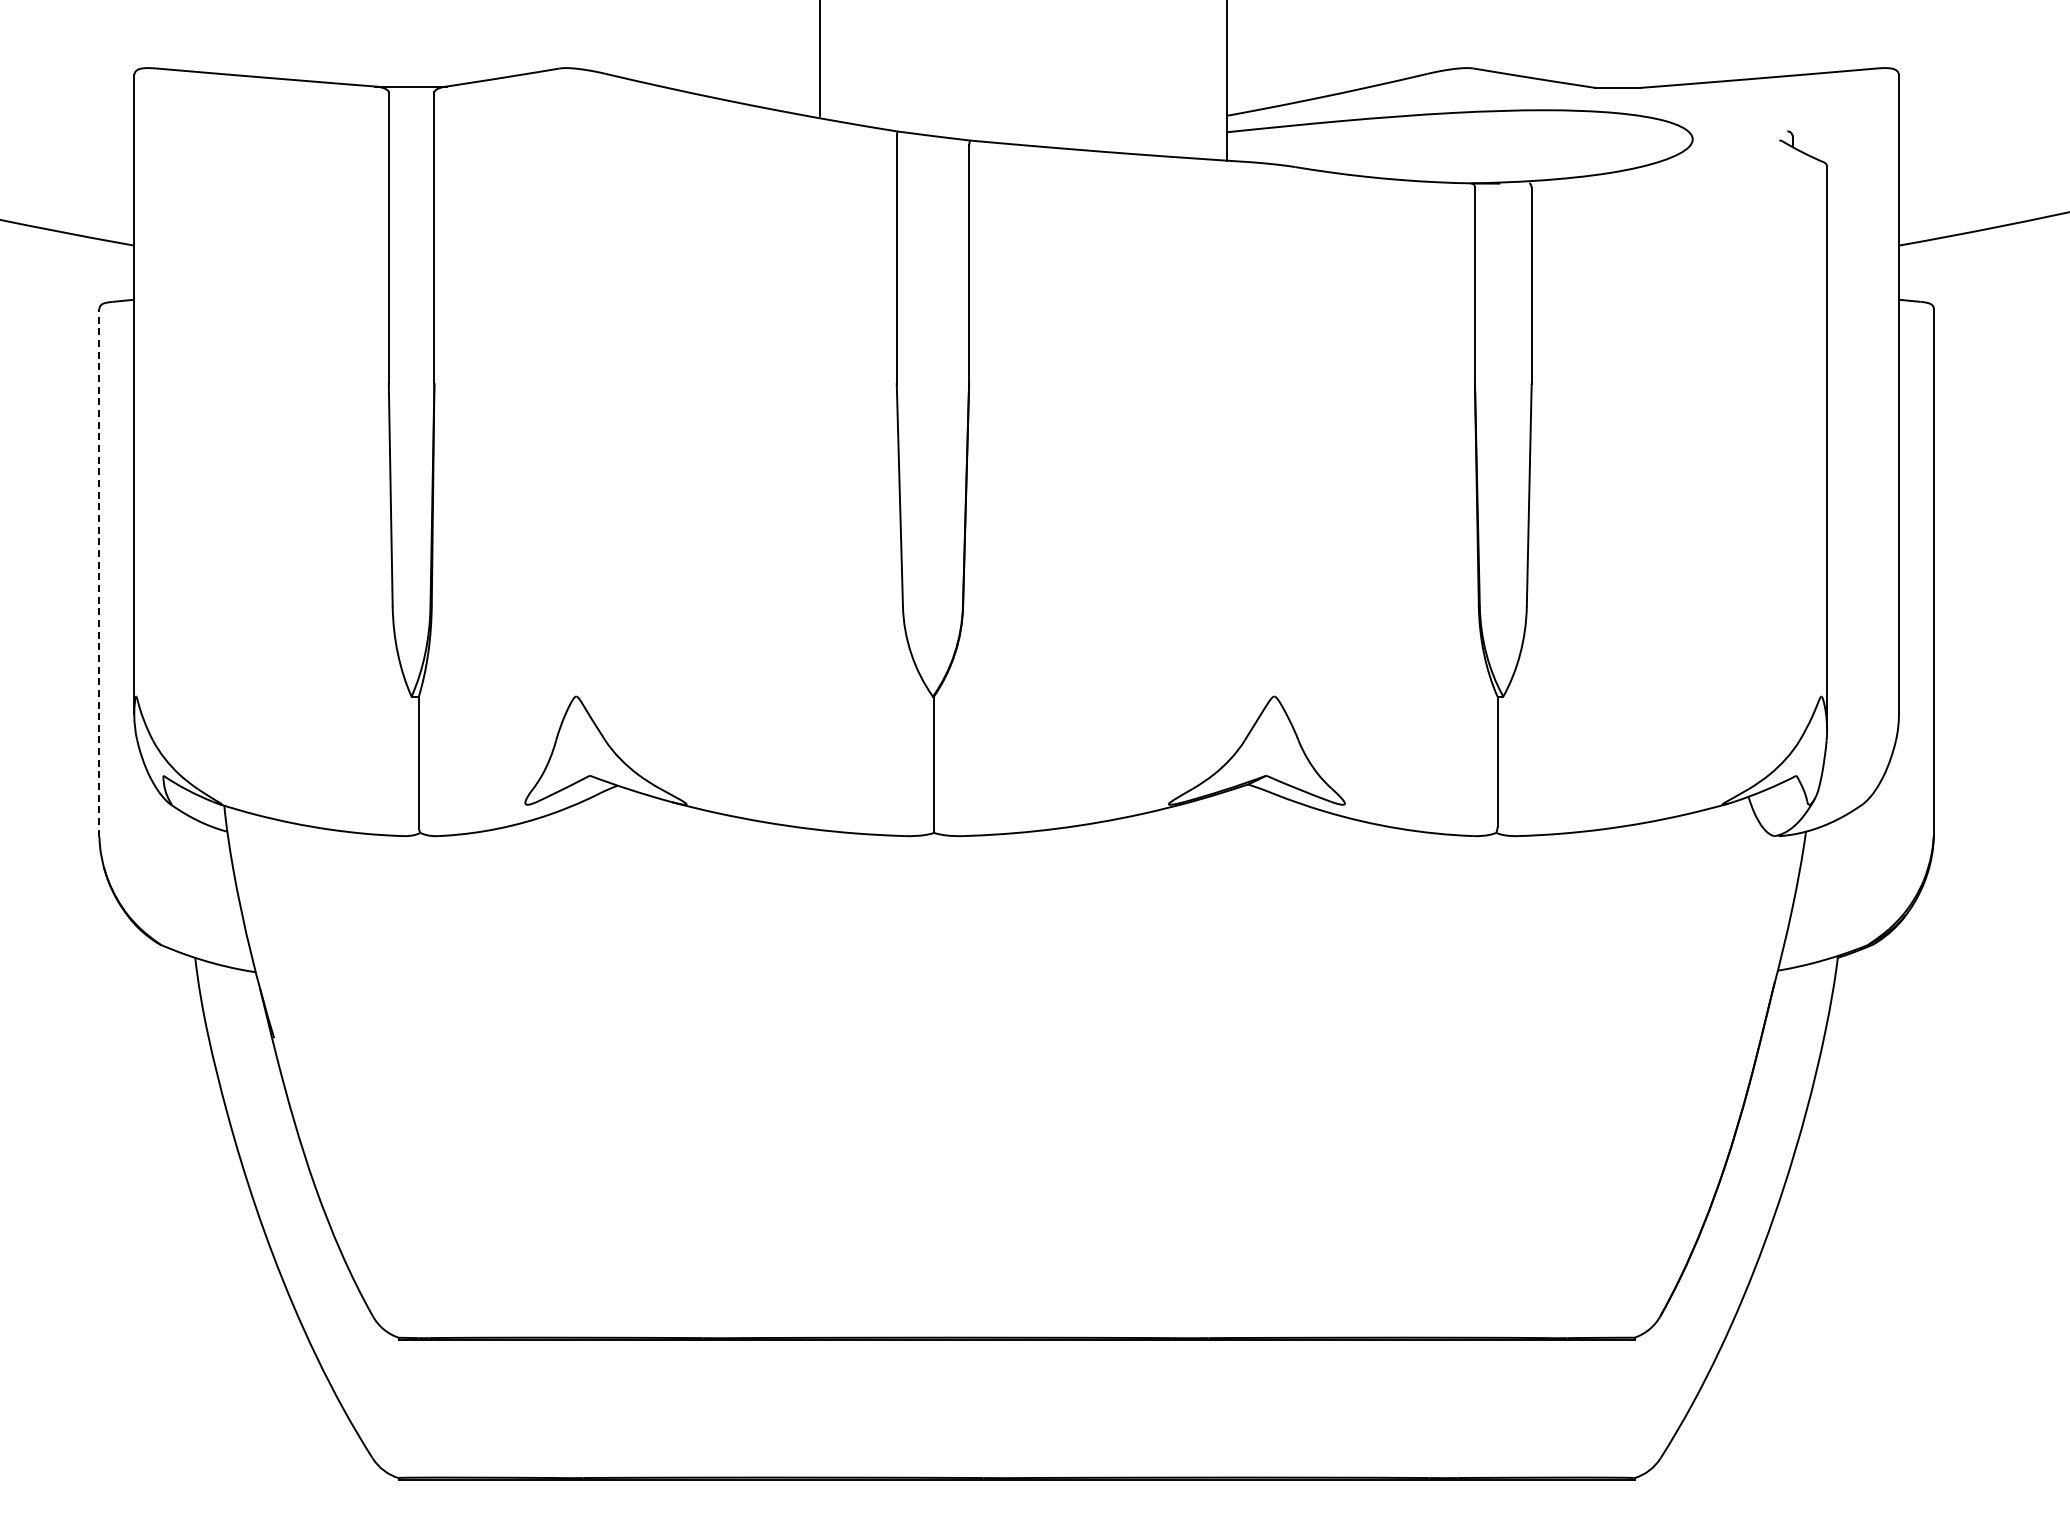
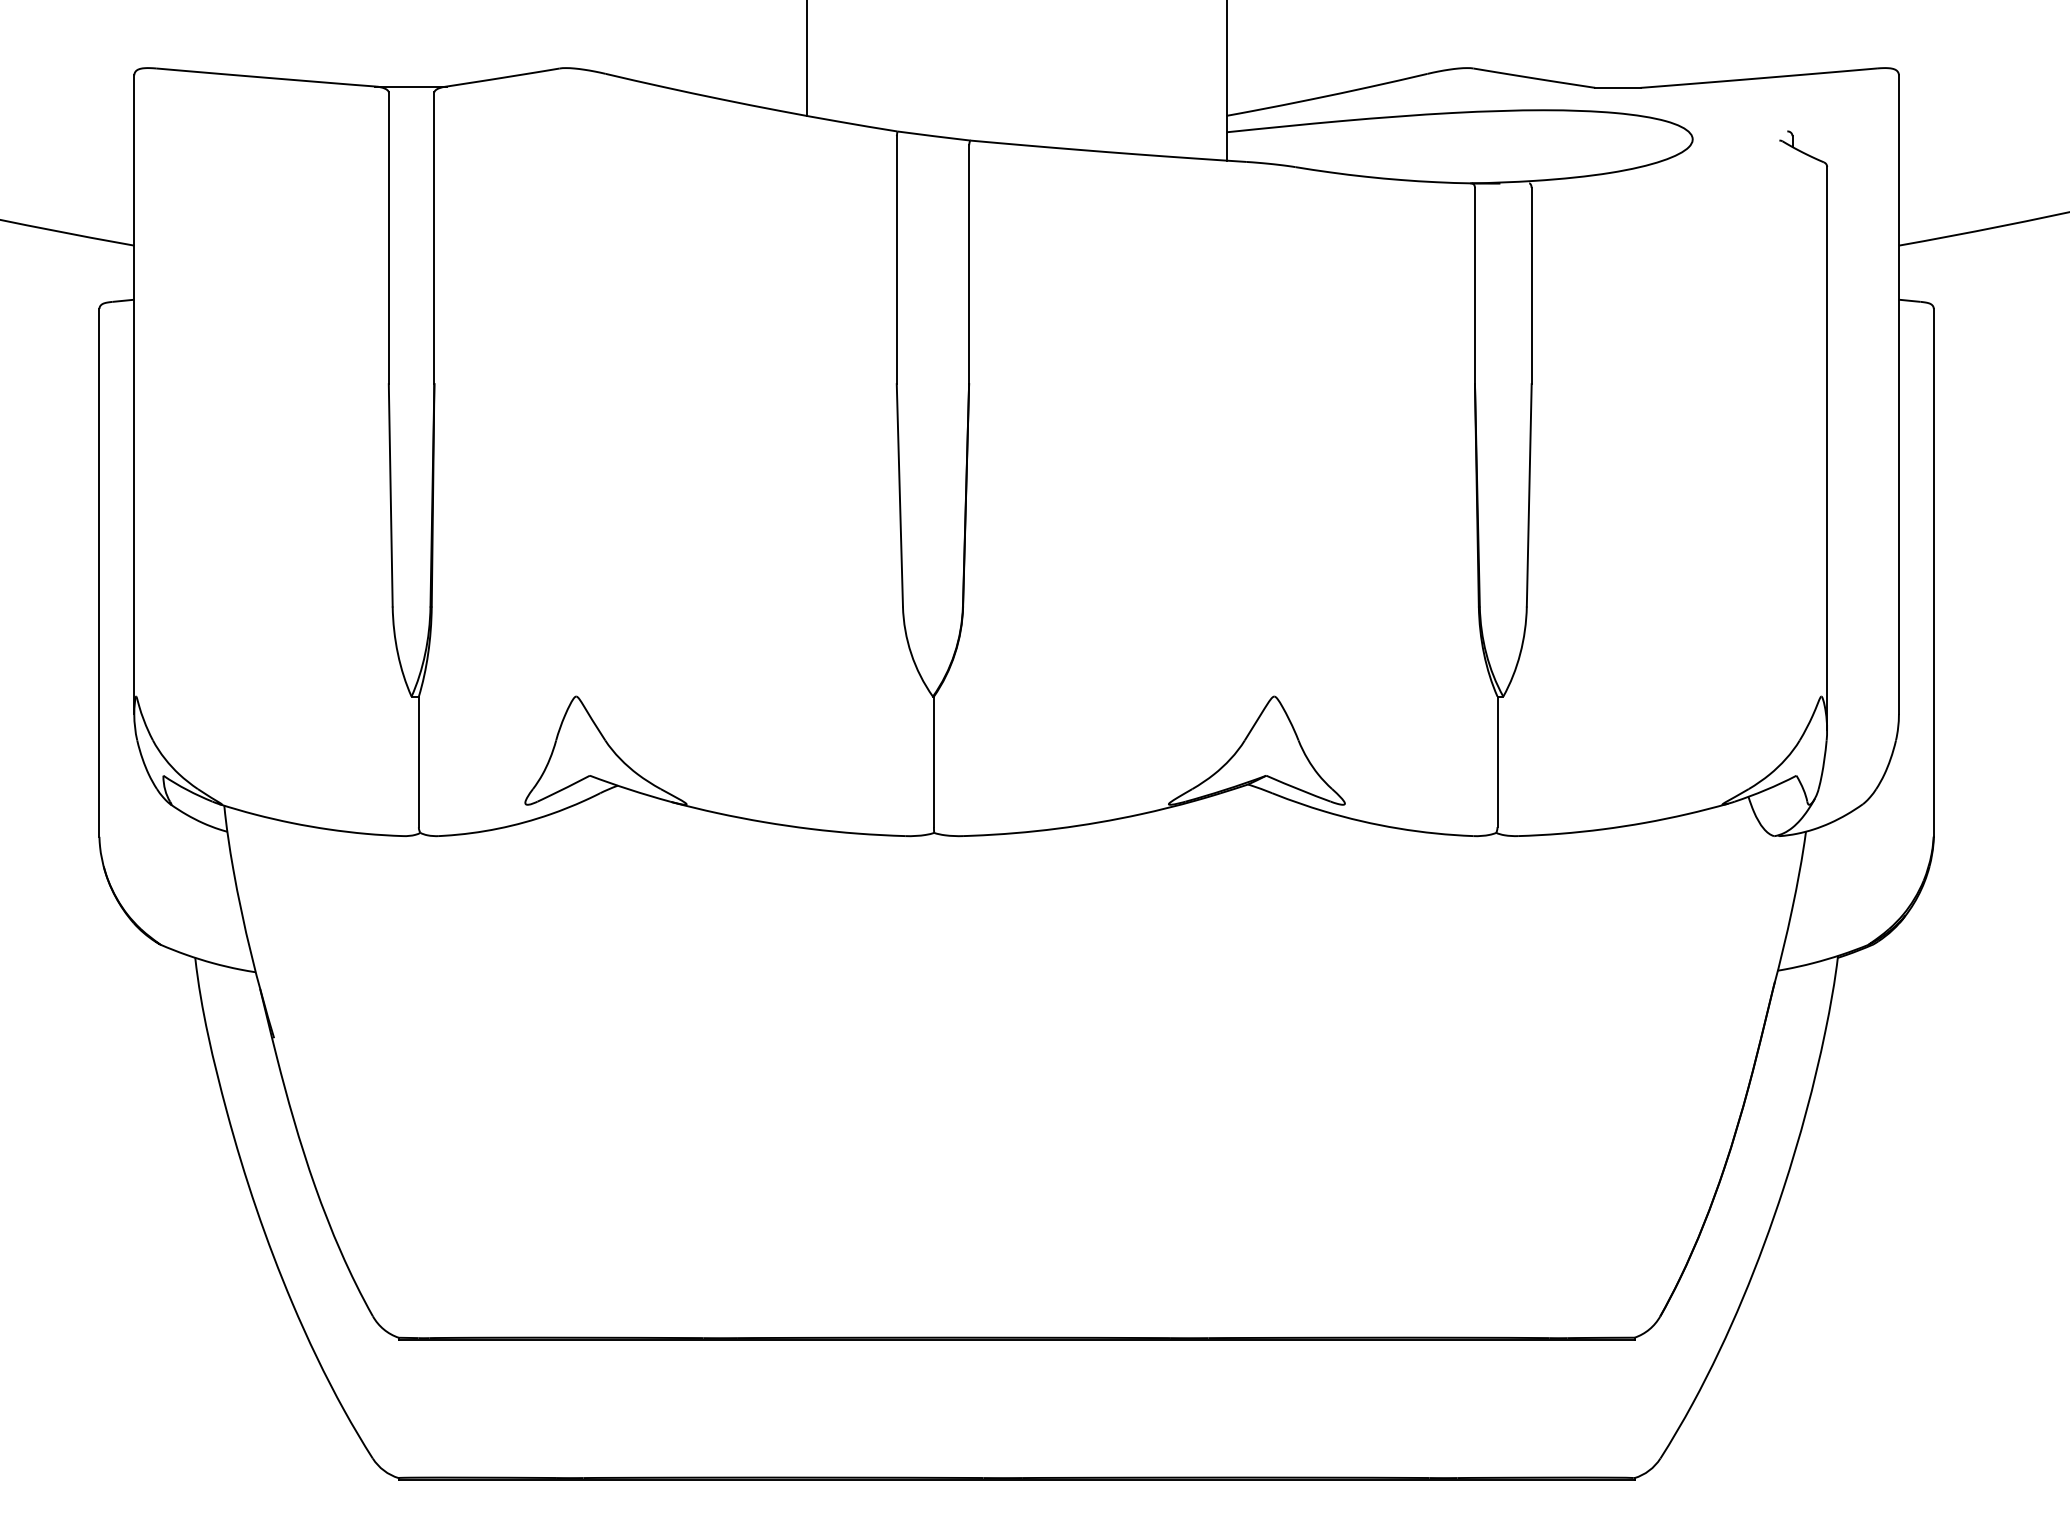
line position: (819, 58) -> (806, 58) (806, 58)
line: dashed -> solid (99, 572)
